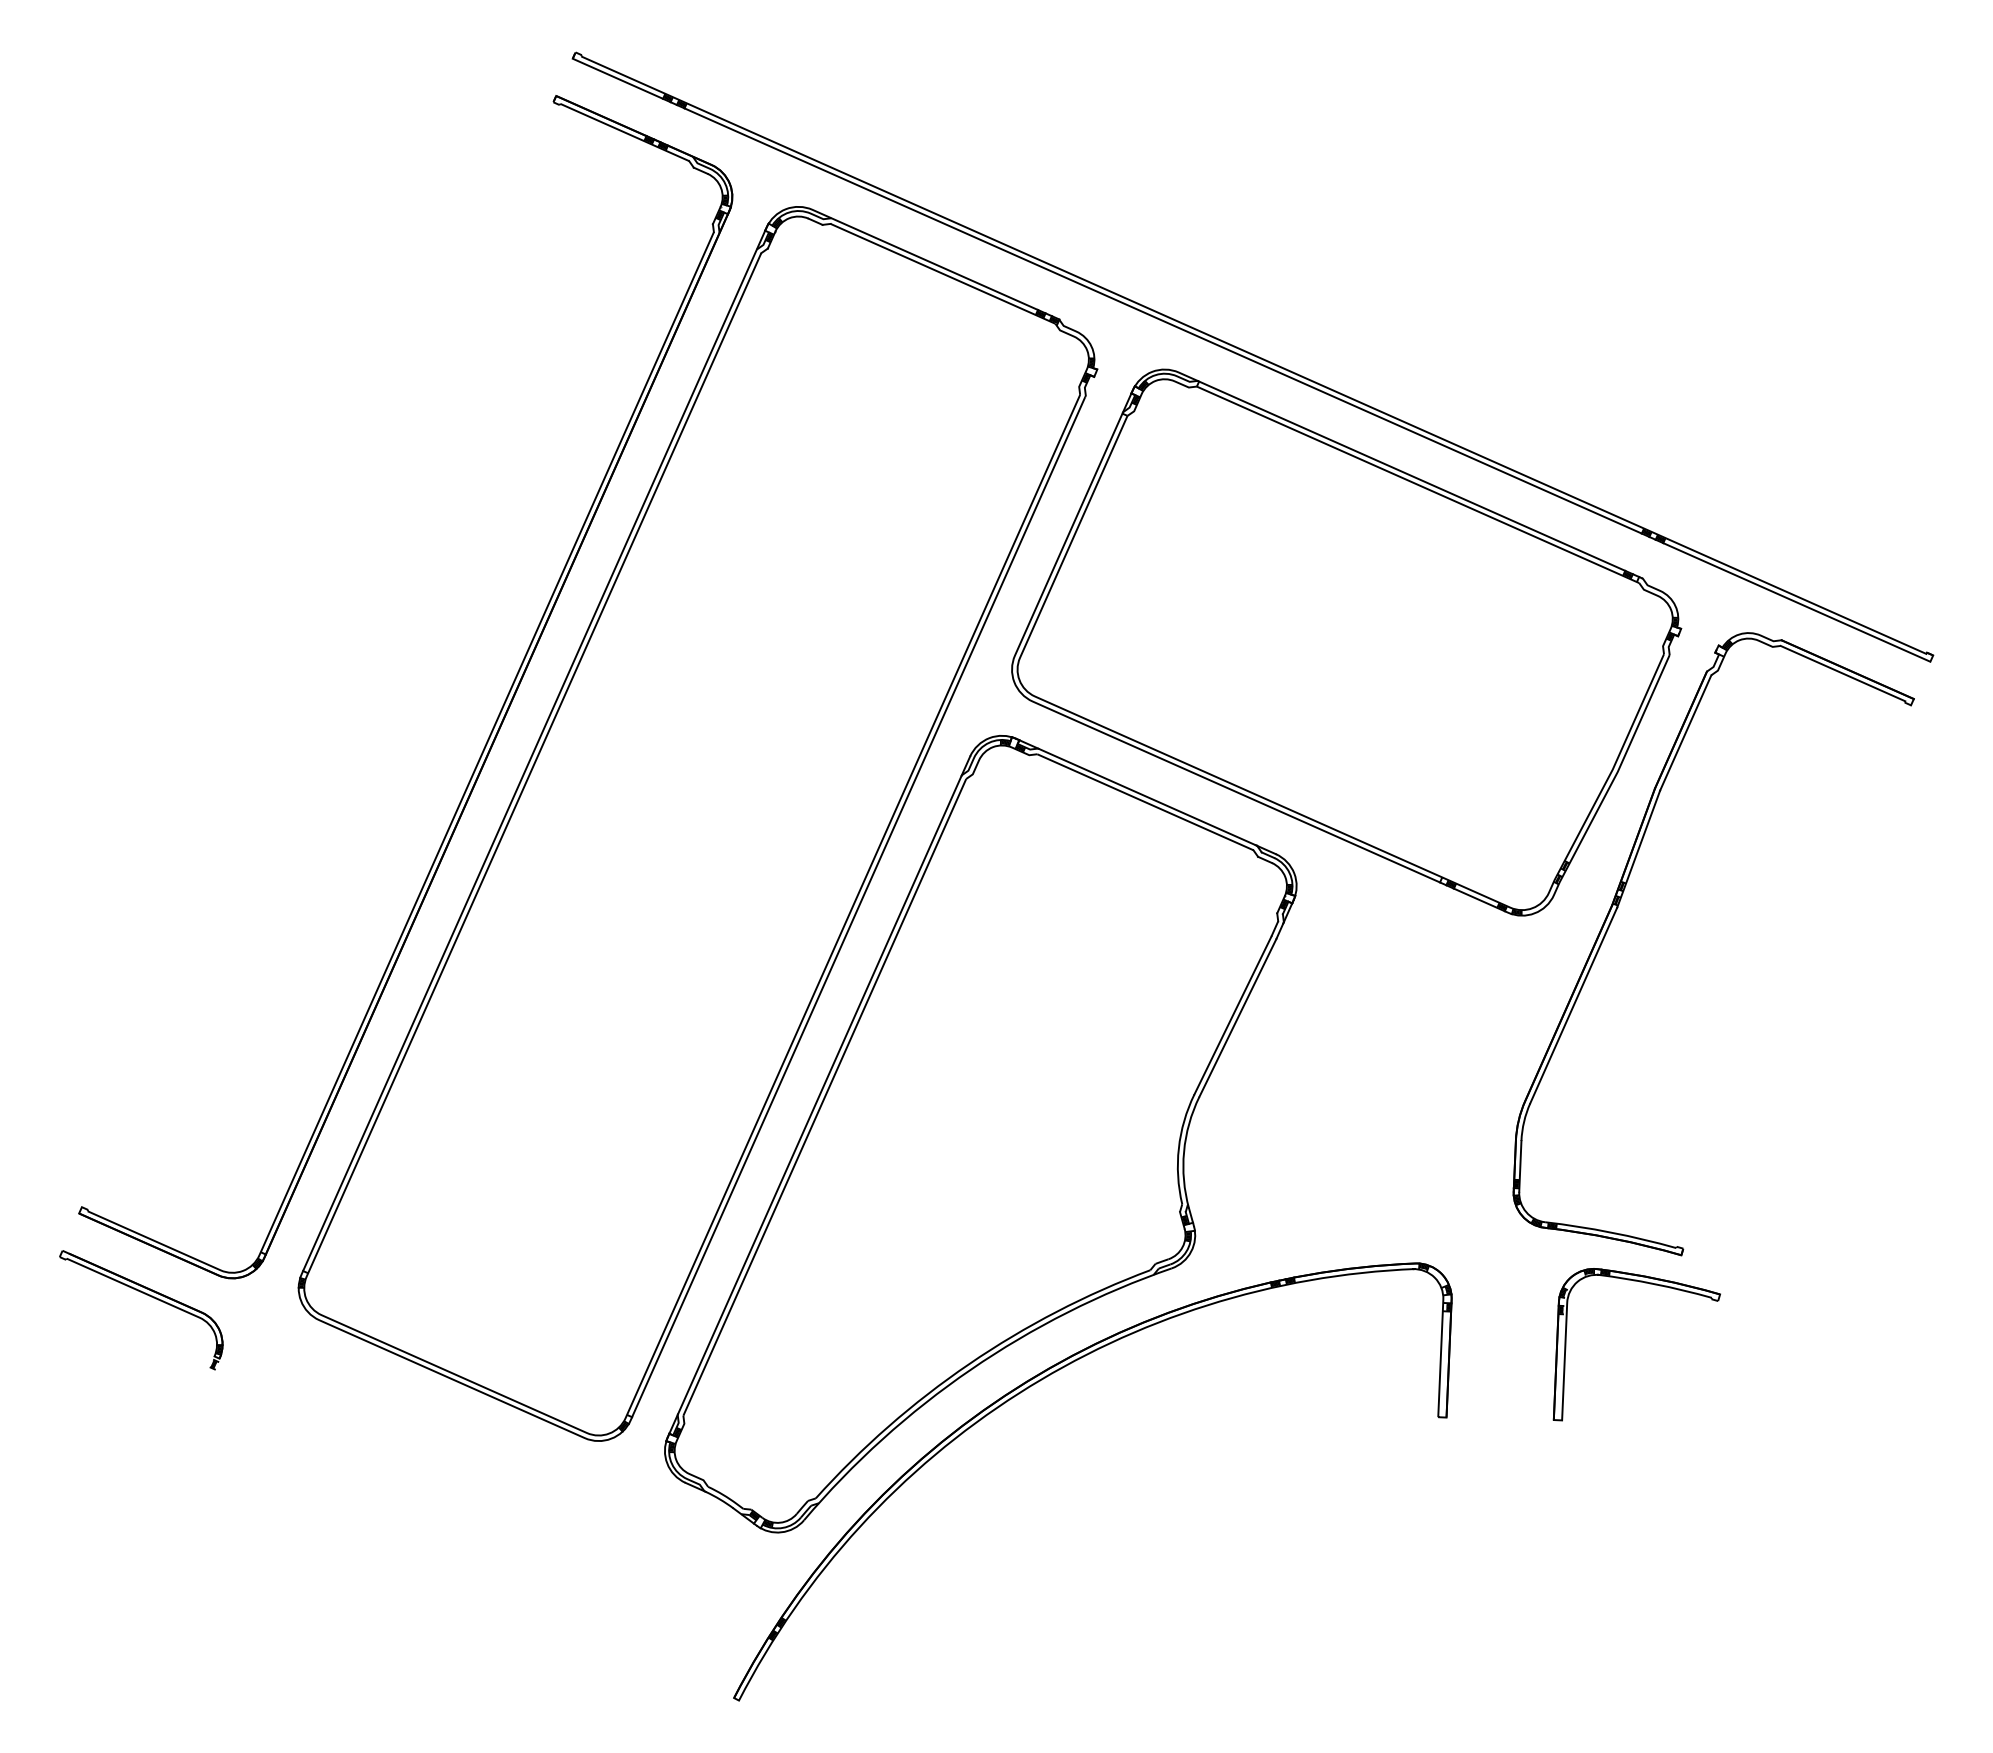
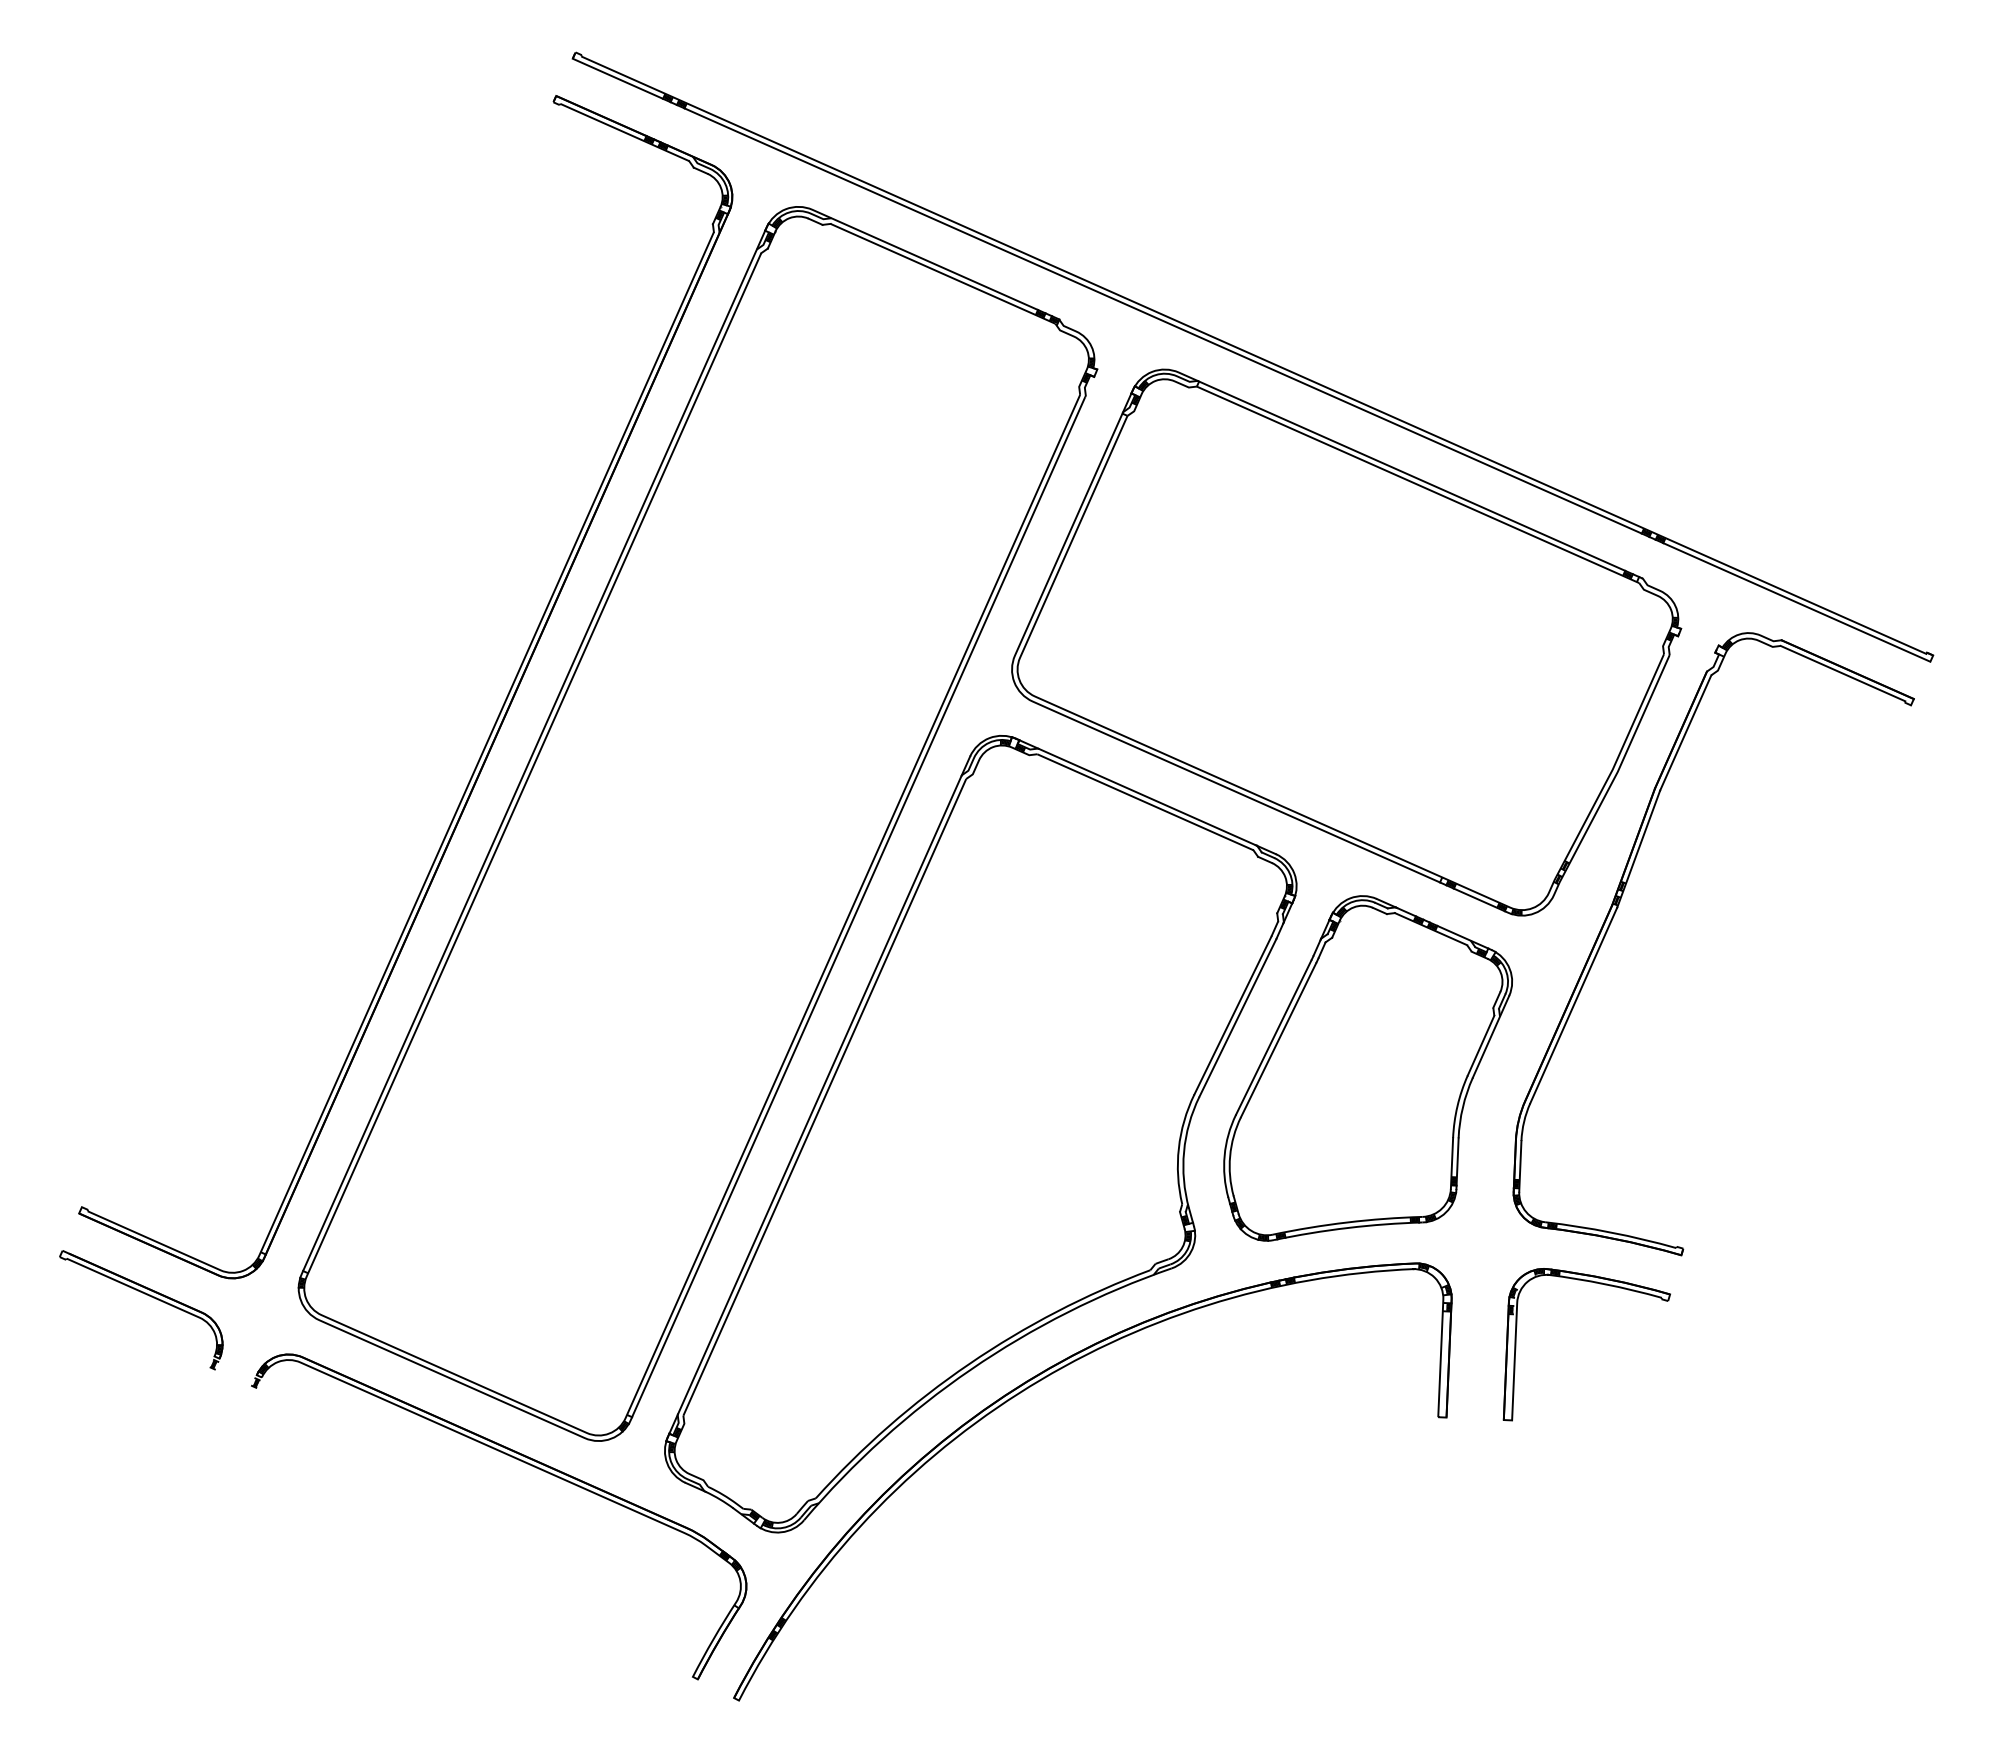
part: none -> present (1367, 1068)
part position: (1649, 1284) -> (1599, 1284) (1599, 1284)
part: none -> present (522, 1462)
